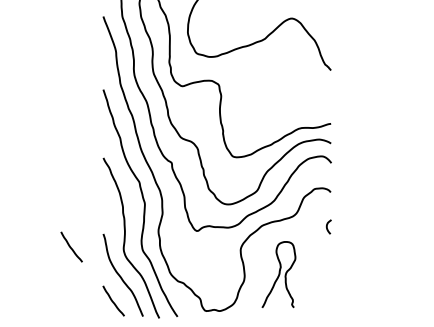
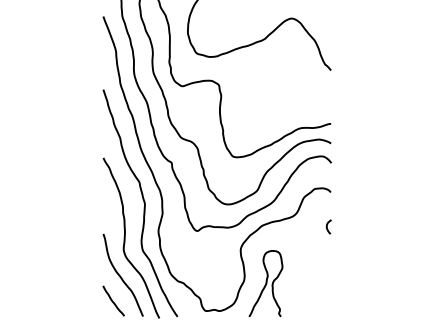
curve: present -> none (70, 246)
curve position: (278, 274) -> (265, 283) (265, 283)
